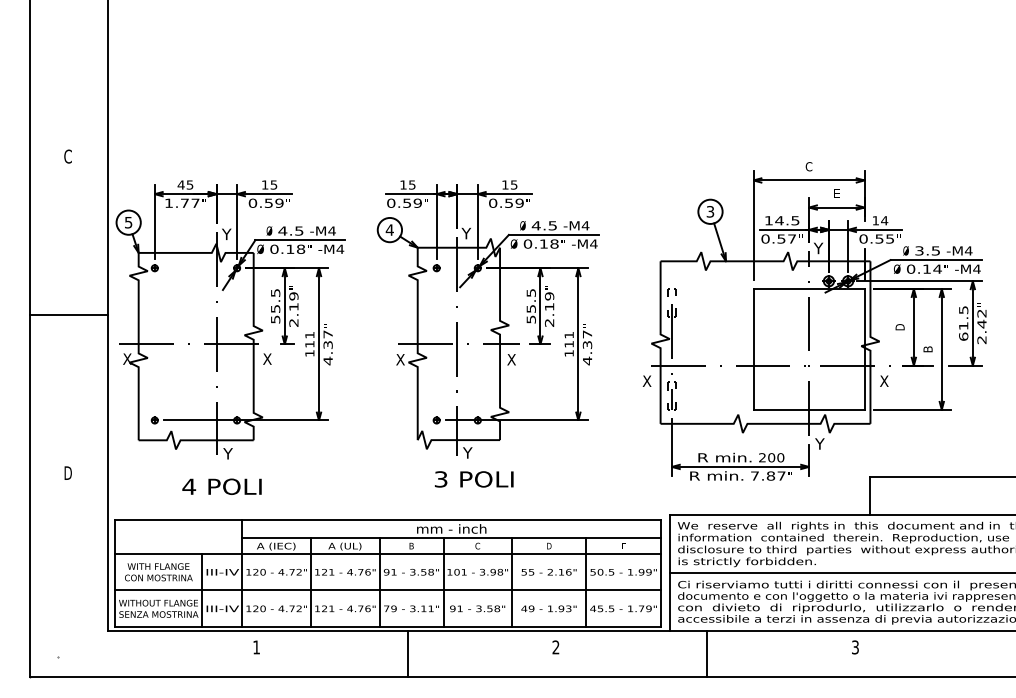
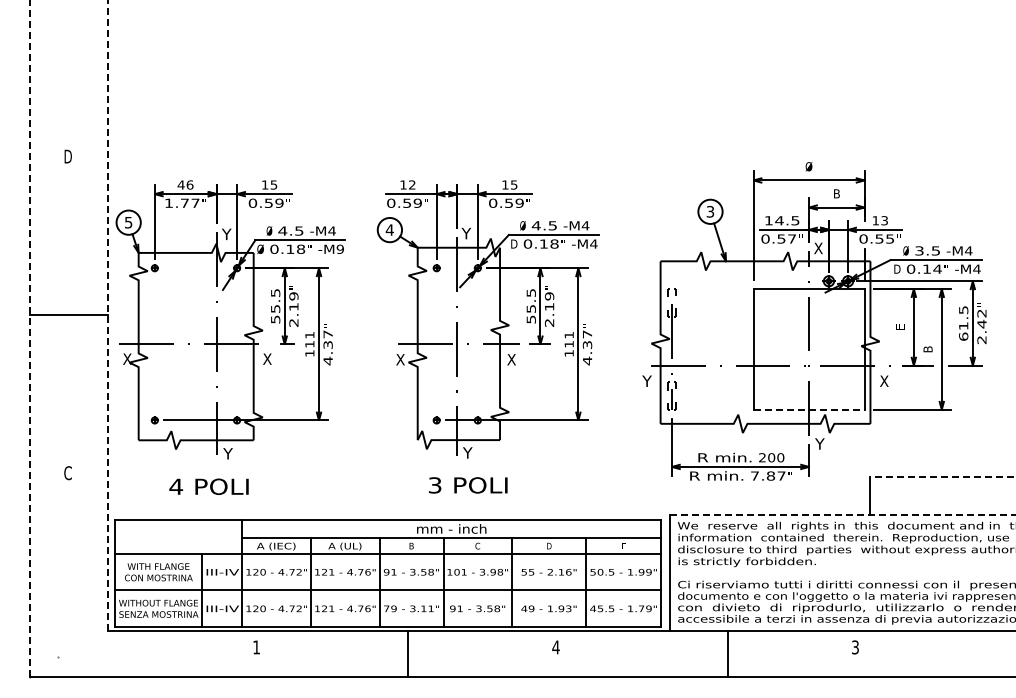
text: C -> D (67, 156)
text: C -> Ø (808, 166)
text: 45 -> 46 (189, 184)
text: 15 -> 12 (412, 184)
text: E -> B (836, 193)
text: 14 -> 13 (884, 220)
text: Ø -> D (513, 243)
text: -M4 -> -M9 (340, 248)
text: Y -> X (818, 248)
text: Ø -> D (896, 268)
line: solid -> dashed (108, 315)
text: D -> E (899, 327)
line: solid -> dashed (30, 338)
text: X -> Y (646, 380)
line: solid -> dashed (809, 409)
text: D -> C (67, 473)
line: solid -> dashed (942, 476)
text position: (474, 479) -> (468, 485) (468, 485)
text position: (221, 486) -> (208, 486) (208, 486)
line: solid -> dashed (843, 515)
line: present -> none (841, 573)
text: 2 -> 4 (555, 647)
line position: (707, 654) -> (728, 654) (728, 654)
